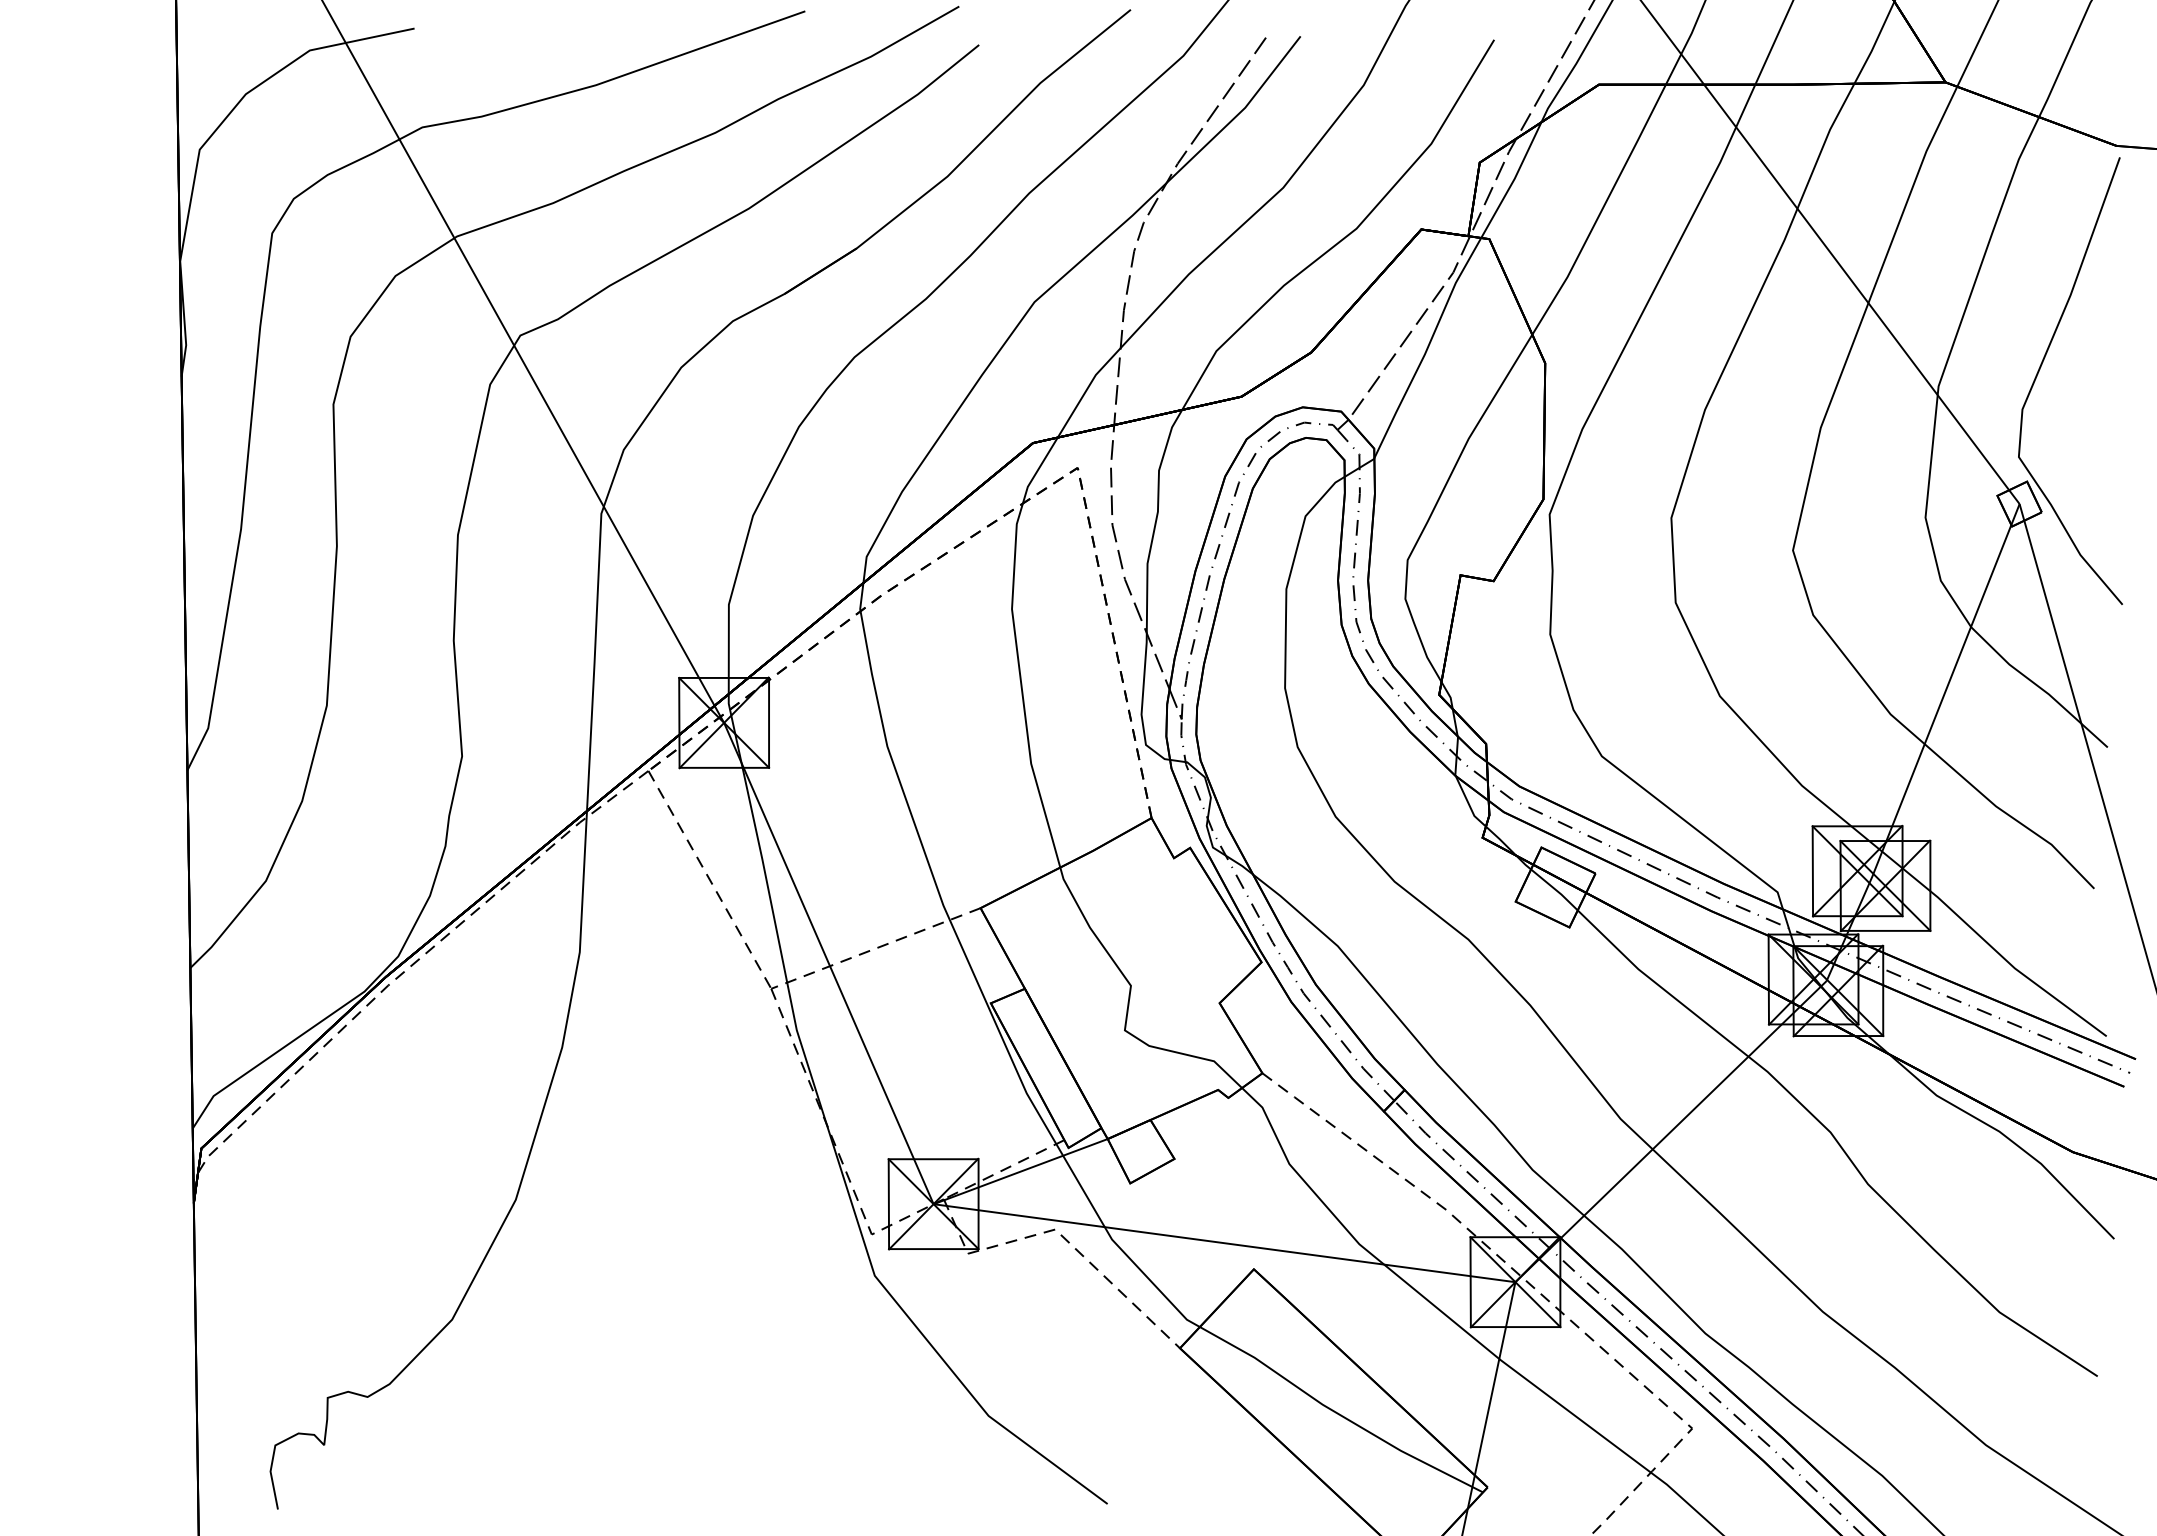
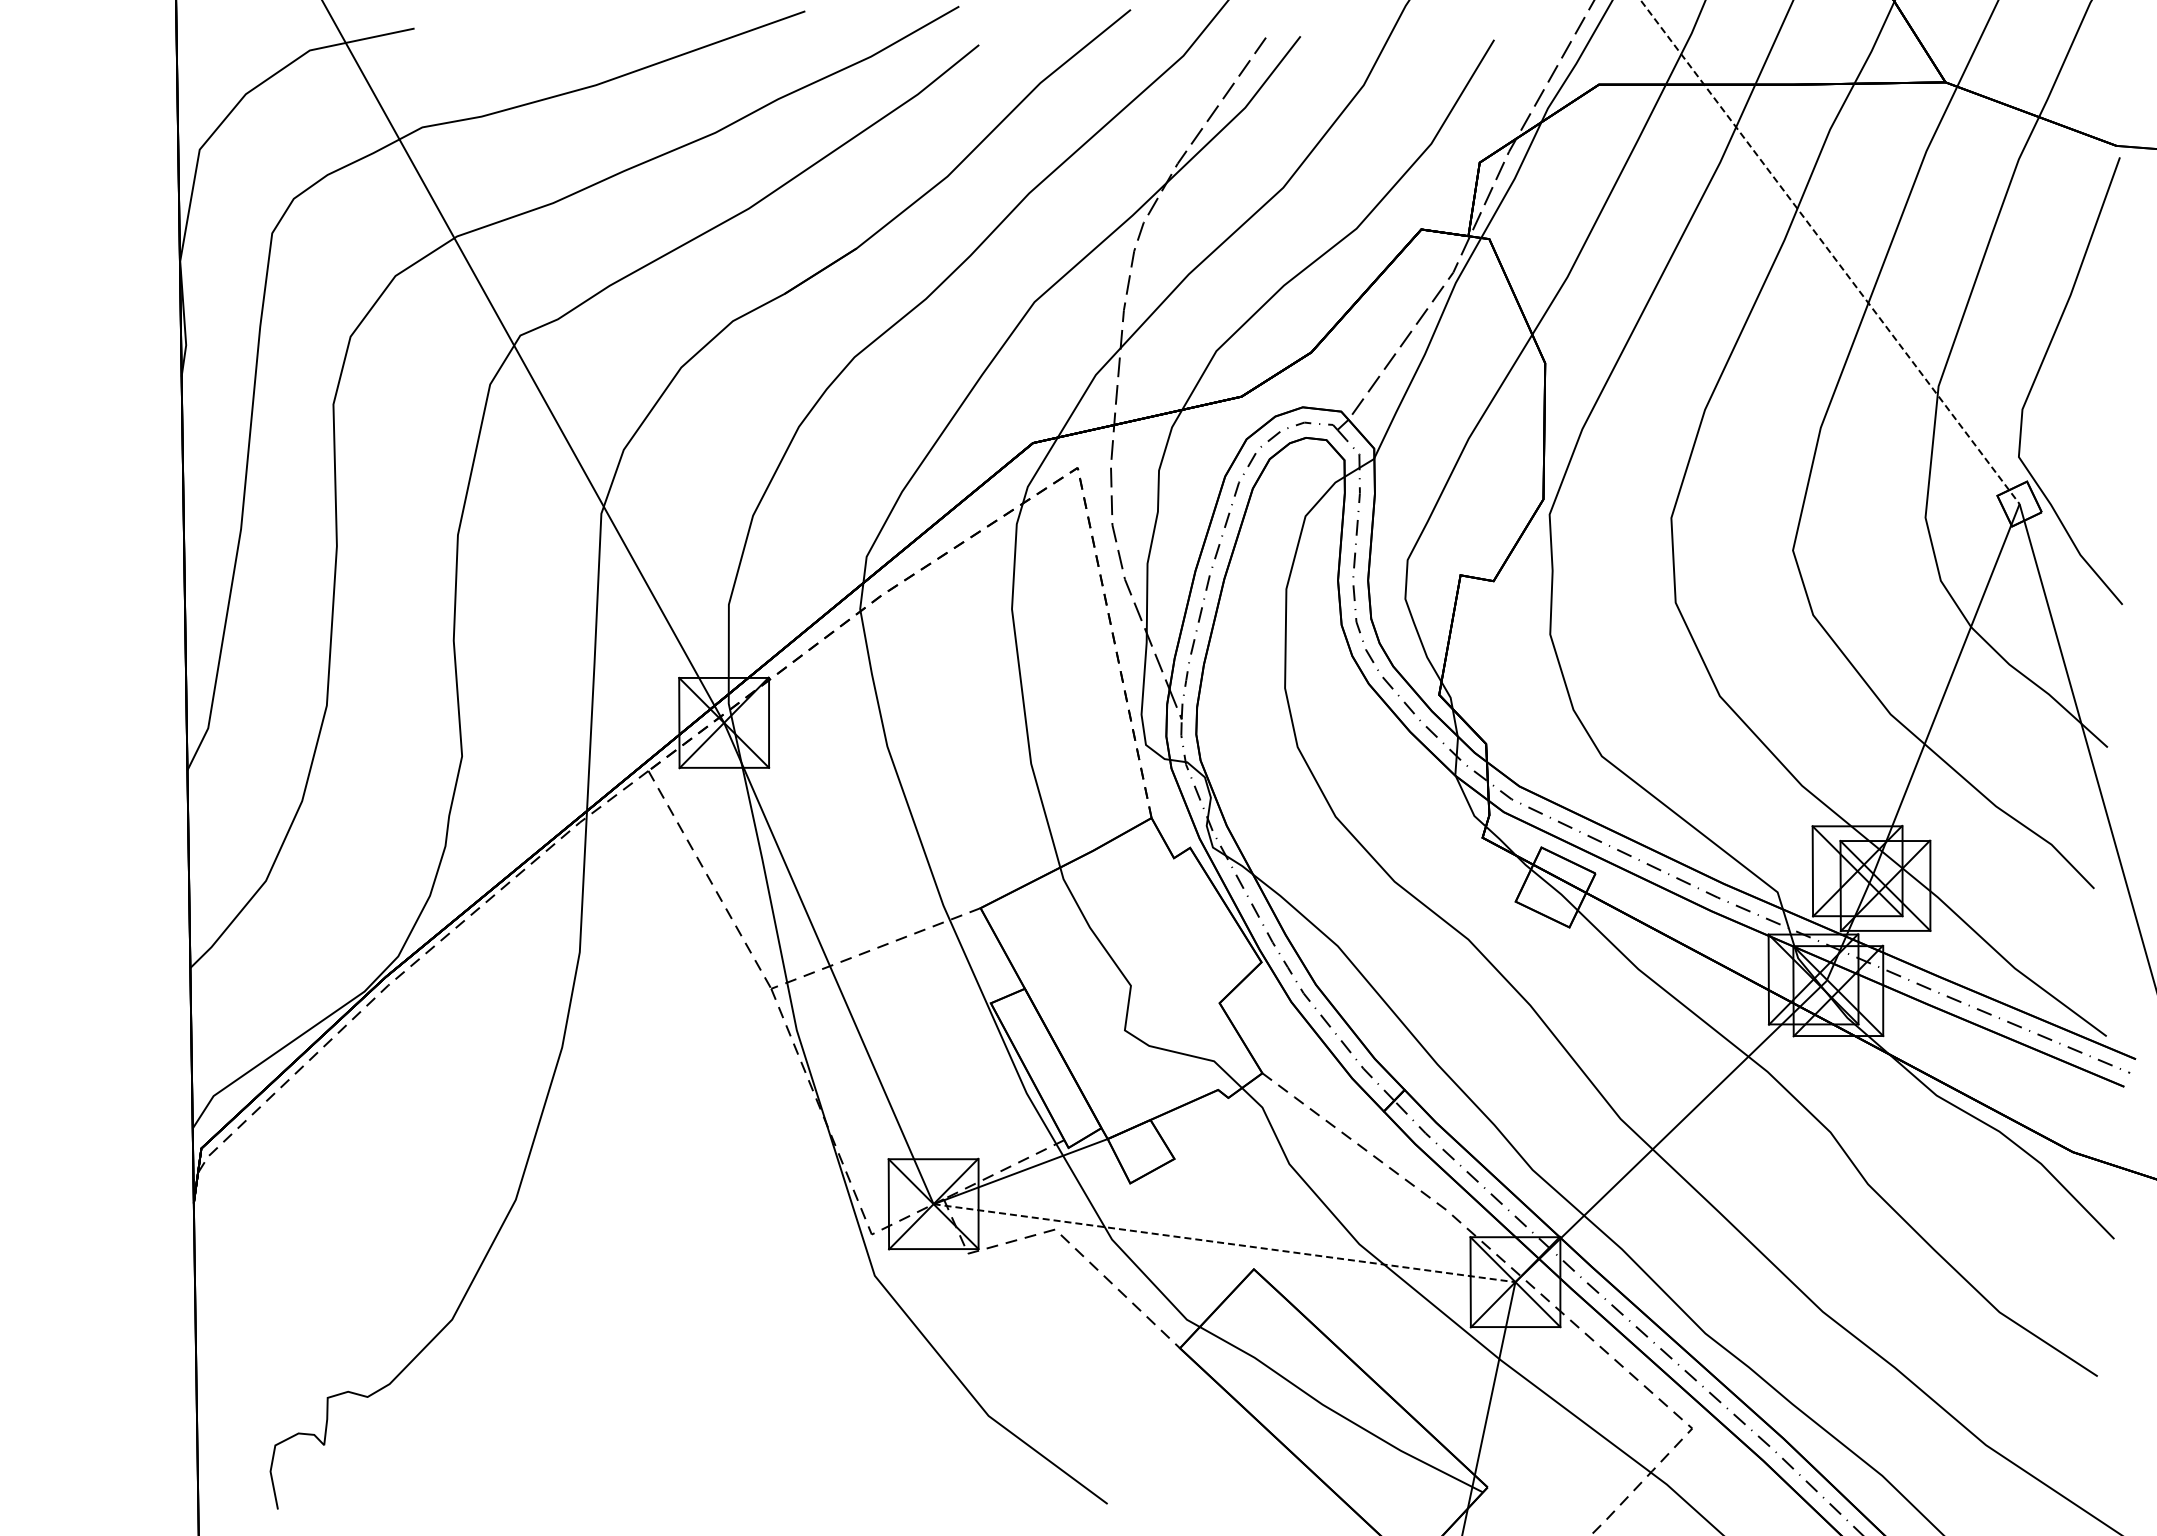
line: solid -> dashed (1830, 252)
line: solid -> dashed (1225, 1243)
